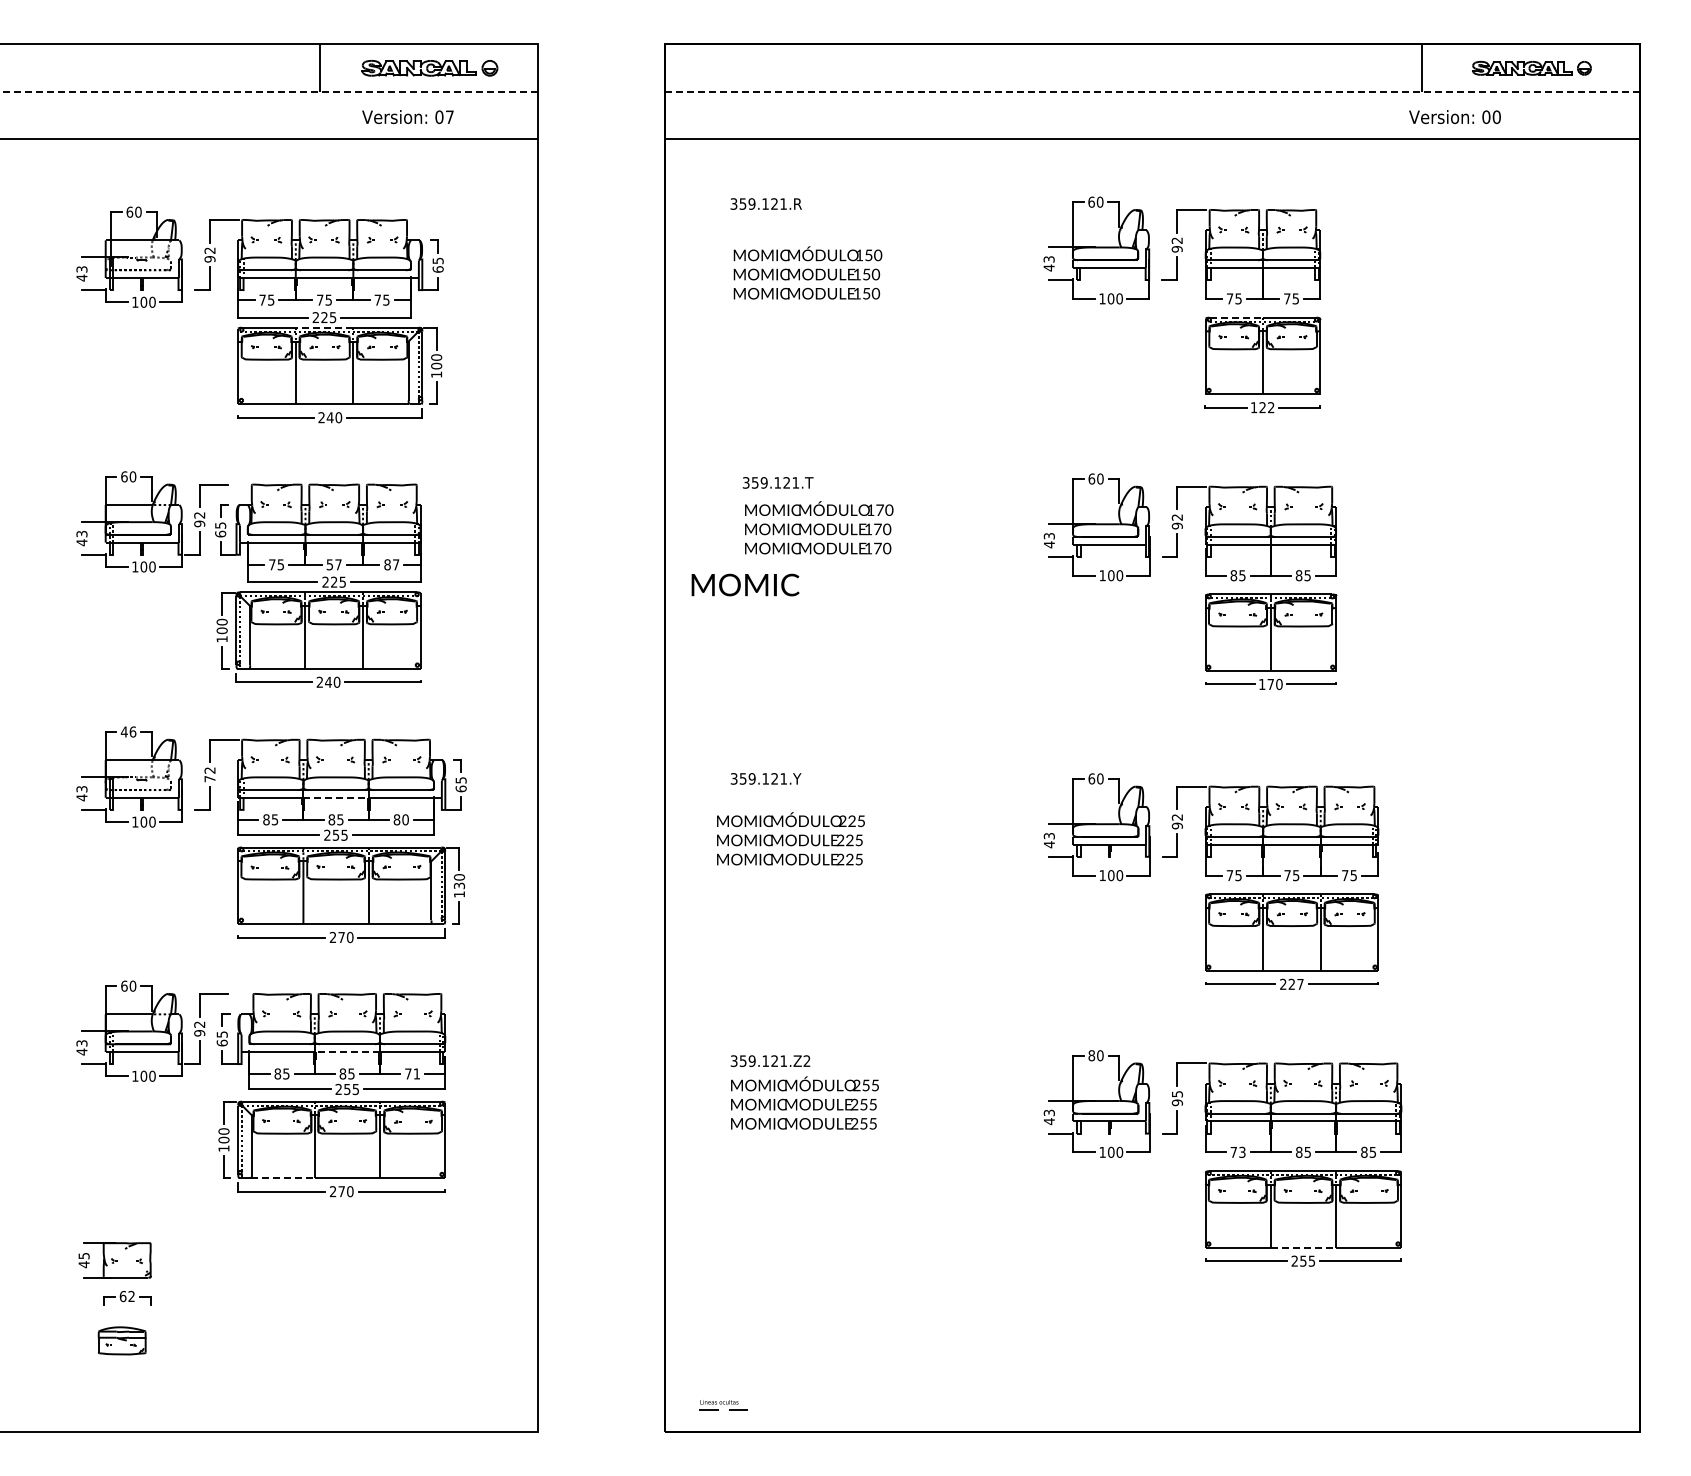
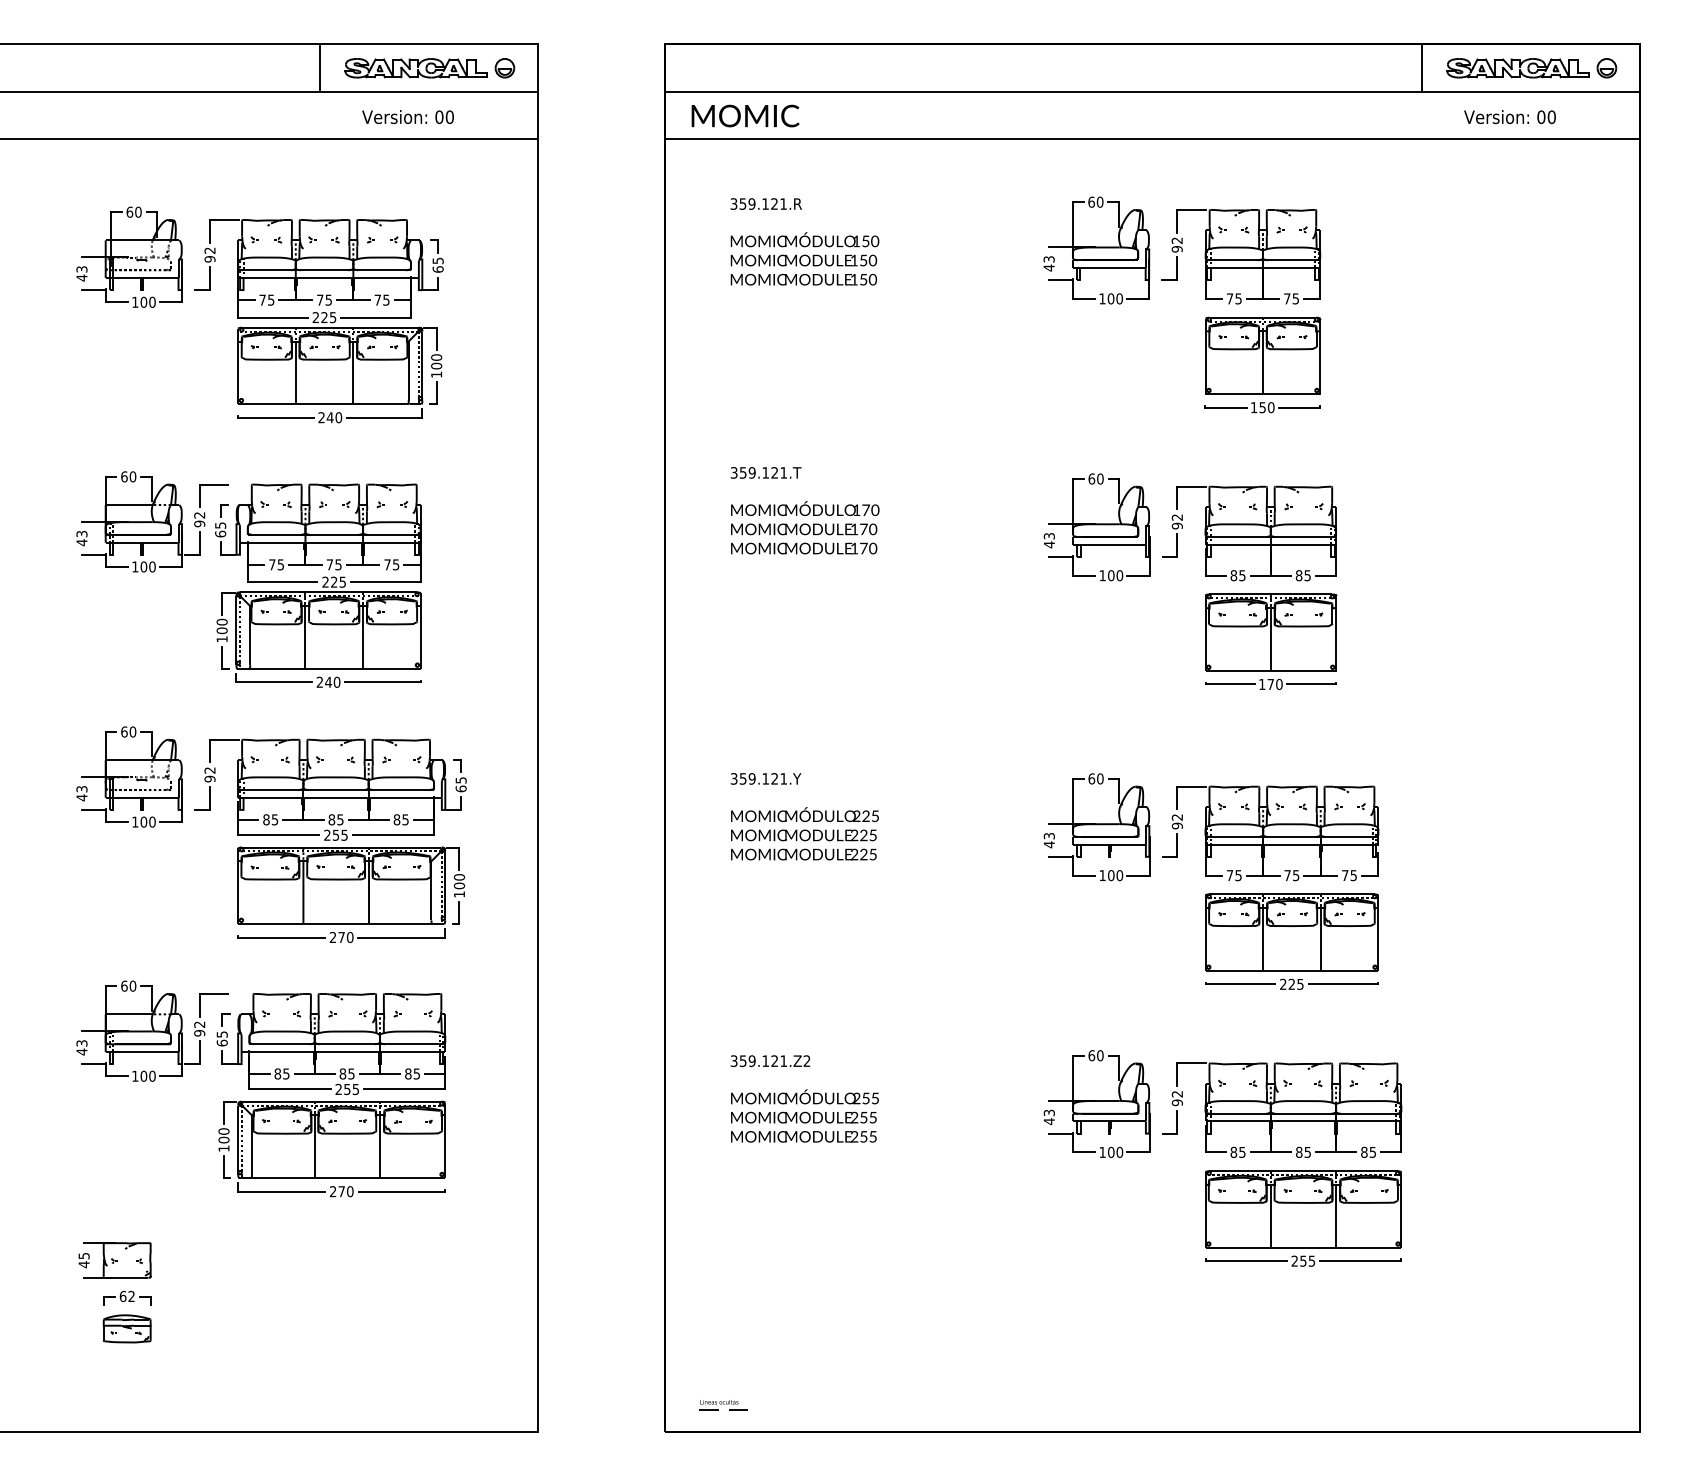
part size: 120x16 px -> 172x21 px (1531, 68)
part size: 138x17 px -> 172x21 px (429, 68)
line: dashed -> solid (269, 91)
line: dashed -> solid (1152, 91)
text: 07 -> 00 (449, 116)
text position: (1454, 117) -> (1509, 117) (1509, 117)
text position: (807, 272) -> (804, 258) (804, 258)
line: dashed -> solid (1236, 317)
line: dashed -> solid (324, 327)
text: 122 -> 150 (1266, 407)
text position: (777, 482) -> (765, 472) (765, 472)
text position: (819, 527) -> (805, 527) (805, 527)
text: 57 -> 75 (333, 564)
text: 87 -> 75 (391, 564)
text position: (745, 584) -> (745, 115) (745, 115)
text: 46 -> 60 (128, 731)
text: 72 -> 92 (209, 778)
line: dashed -> solid (336, 797)
text: 80 -> 85 (405, 819)
text position: (790, 838) -> (804, 833) (804, 833)
text: 130 -> 100 (459, 885)
text: 227 -> 225 (1300, 984)
line: dashed -> solid (347, 1051)
text: 80 -> 60 (1091, 1055)
text: 71 -> 85 (412, 1073)
text: 95 -> 92 (1176, 1094)
text position: (804, 1102) -> (804, 1115) (804, 1115)
text: 73 -> 85 (1237, 1151)
line: dashed -> solid (282, 1178)
line: dashed -> solid (1303, 1247)
part position: (121, 1340) -> (126, 1328) (126, 1328)
